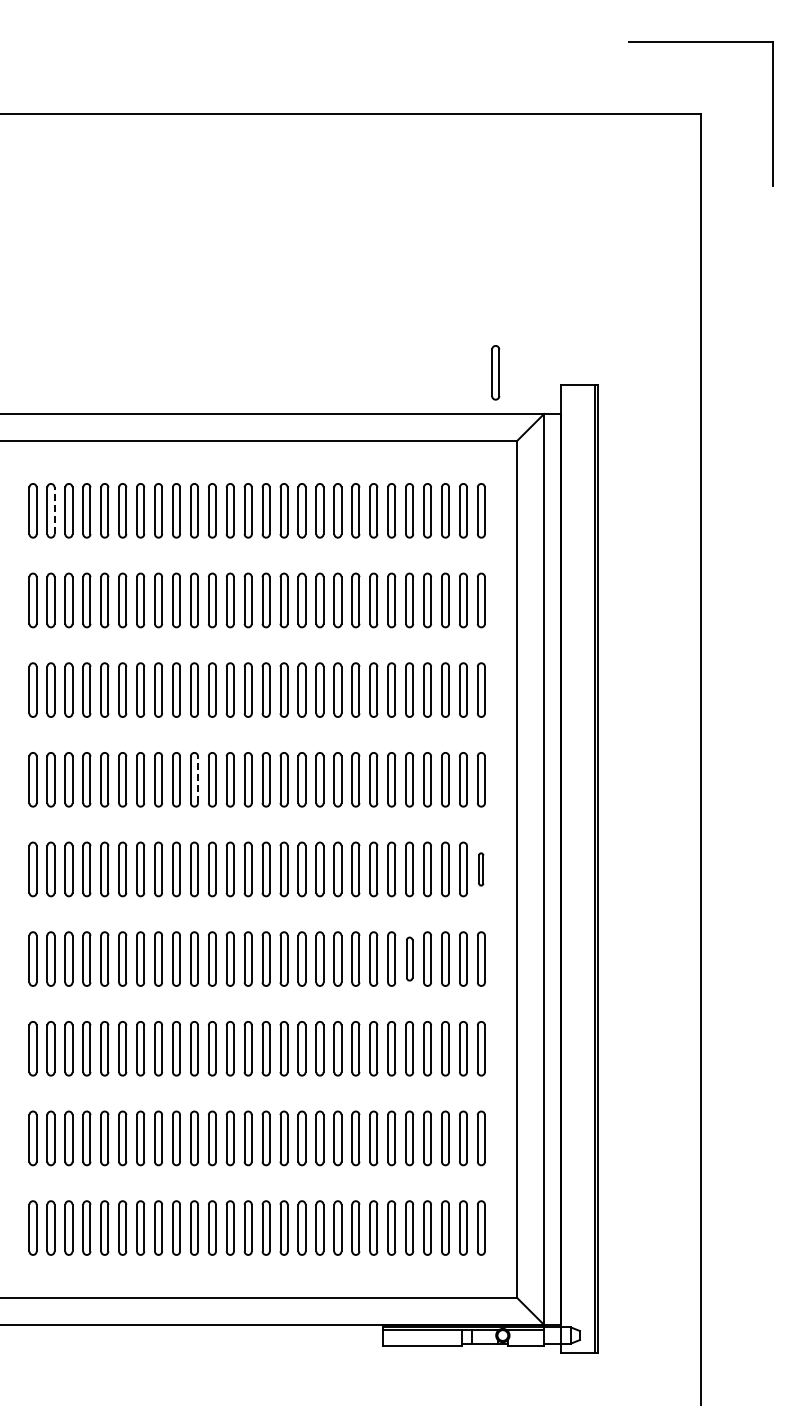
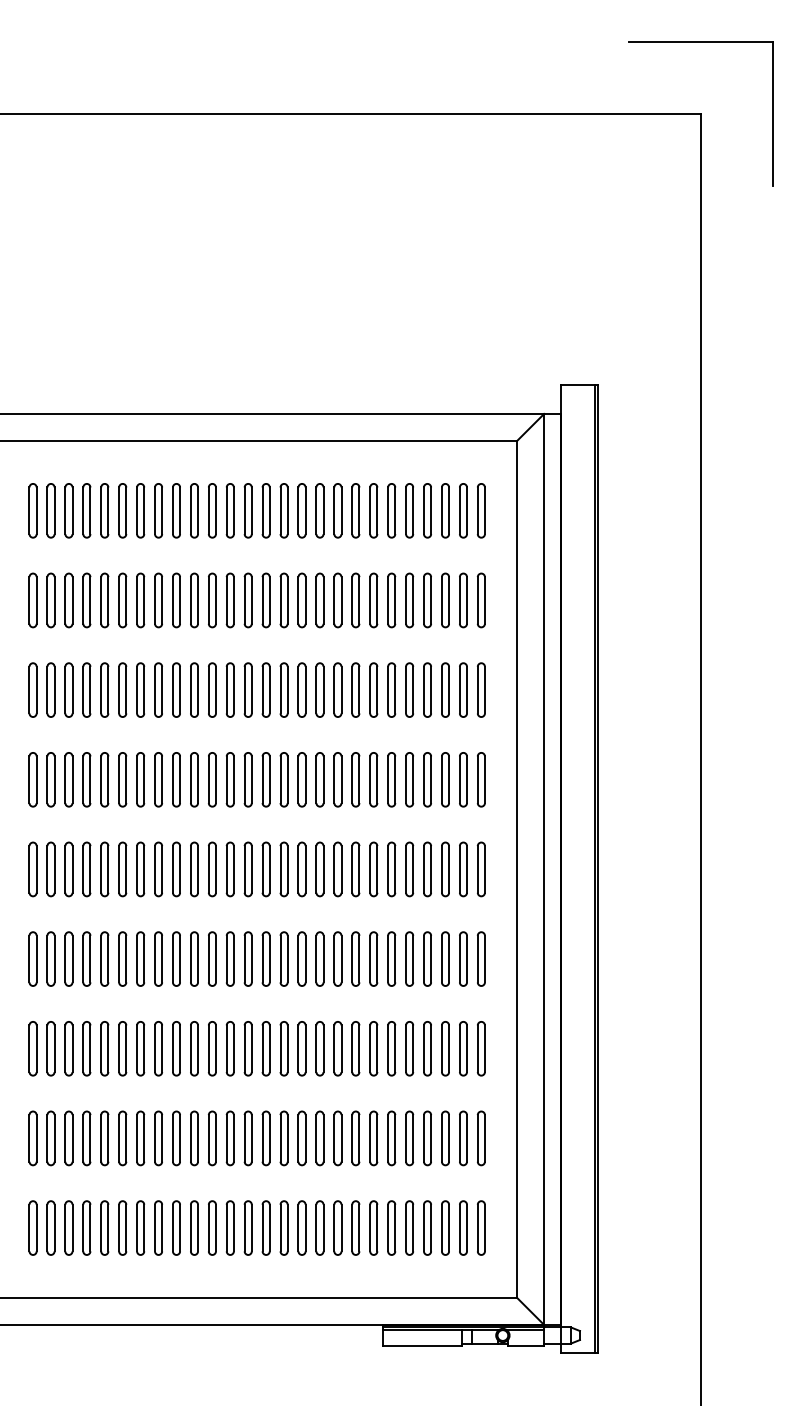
part: present -> none (495, 372)
line: dashed -> solid (54, 510)
line: dashed -> solid (198, 779)
part size: 7x35 px -> 10x57 px (480, 869)
part size: 8x46 px -> 10x56 px (409, 958)
